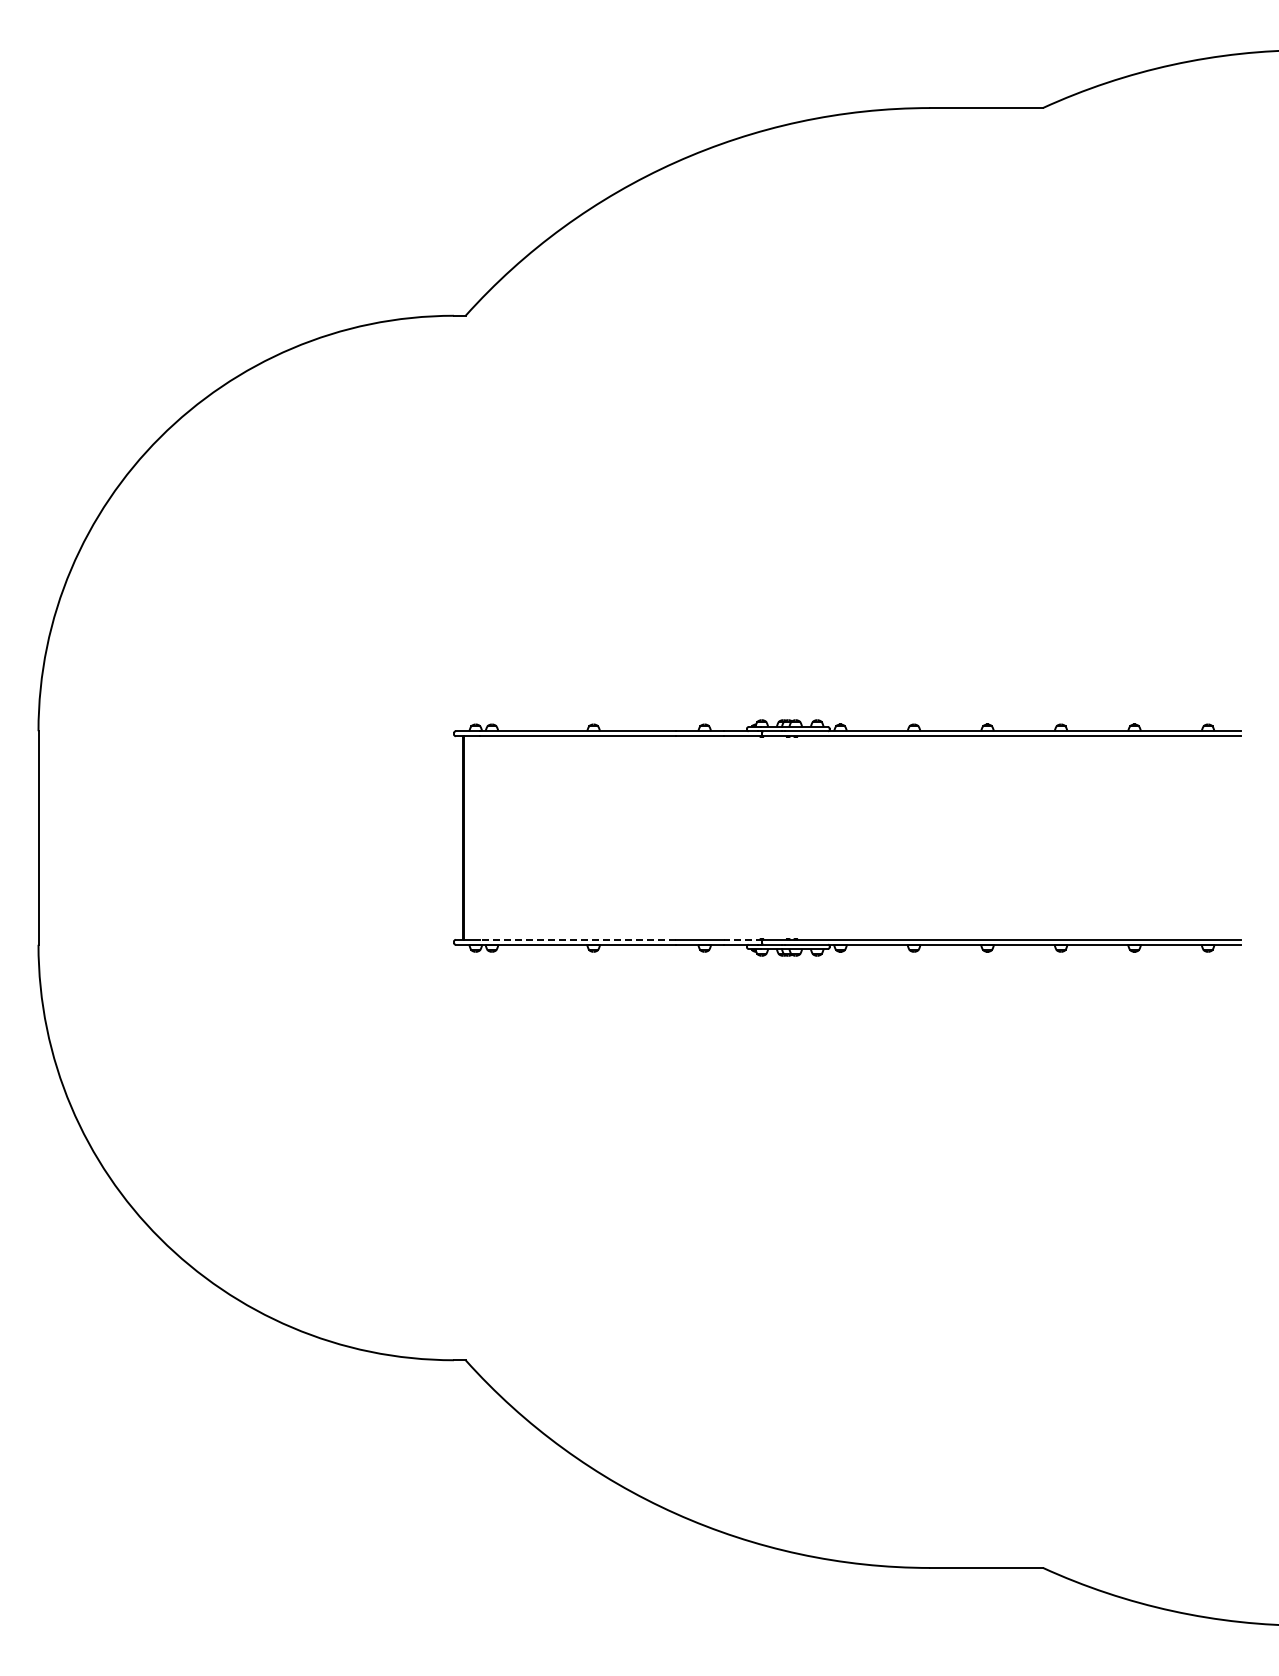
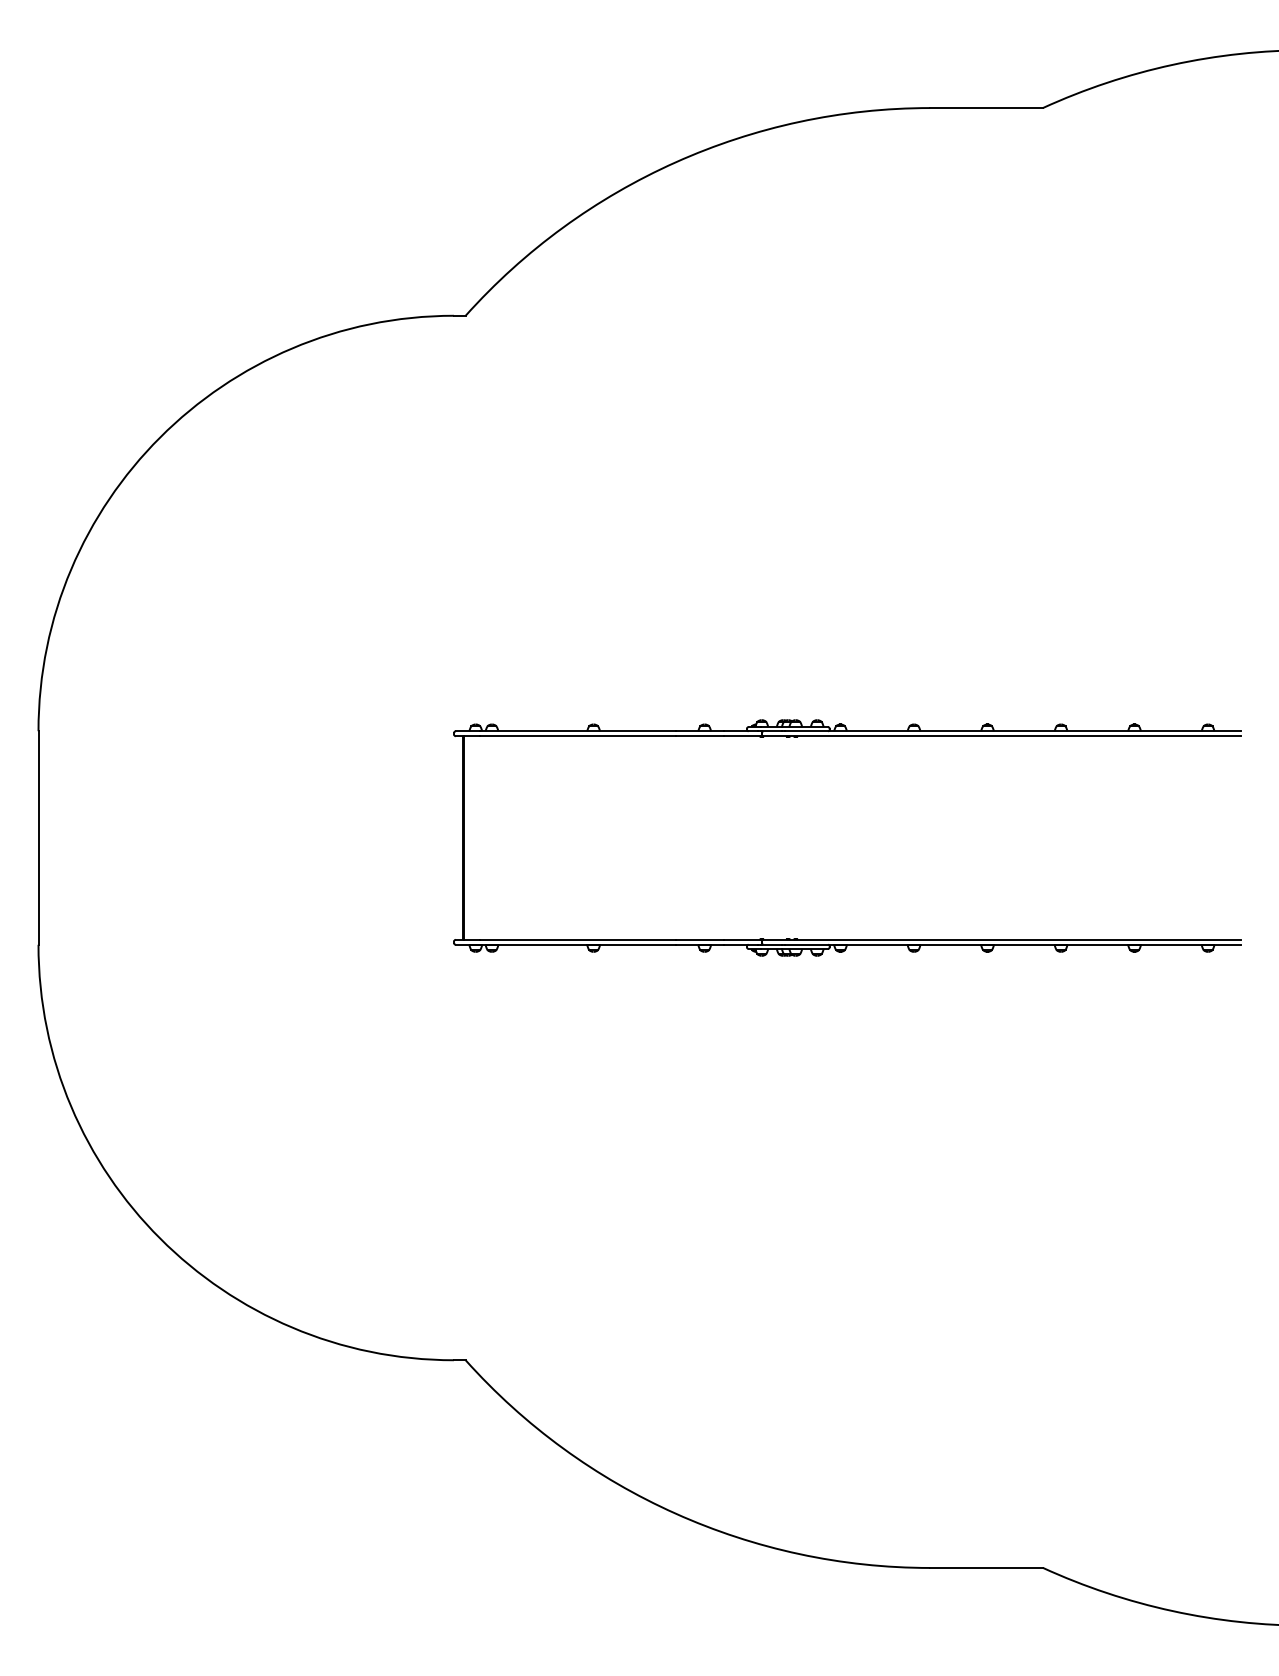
line: dashed -> solid (577, 939)
line: dashed -> solid (743, 939)
